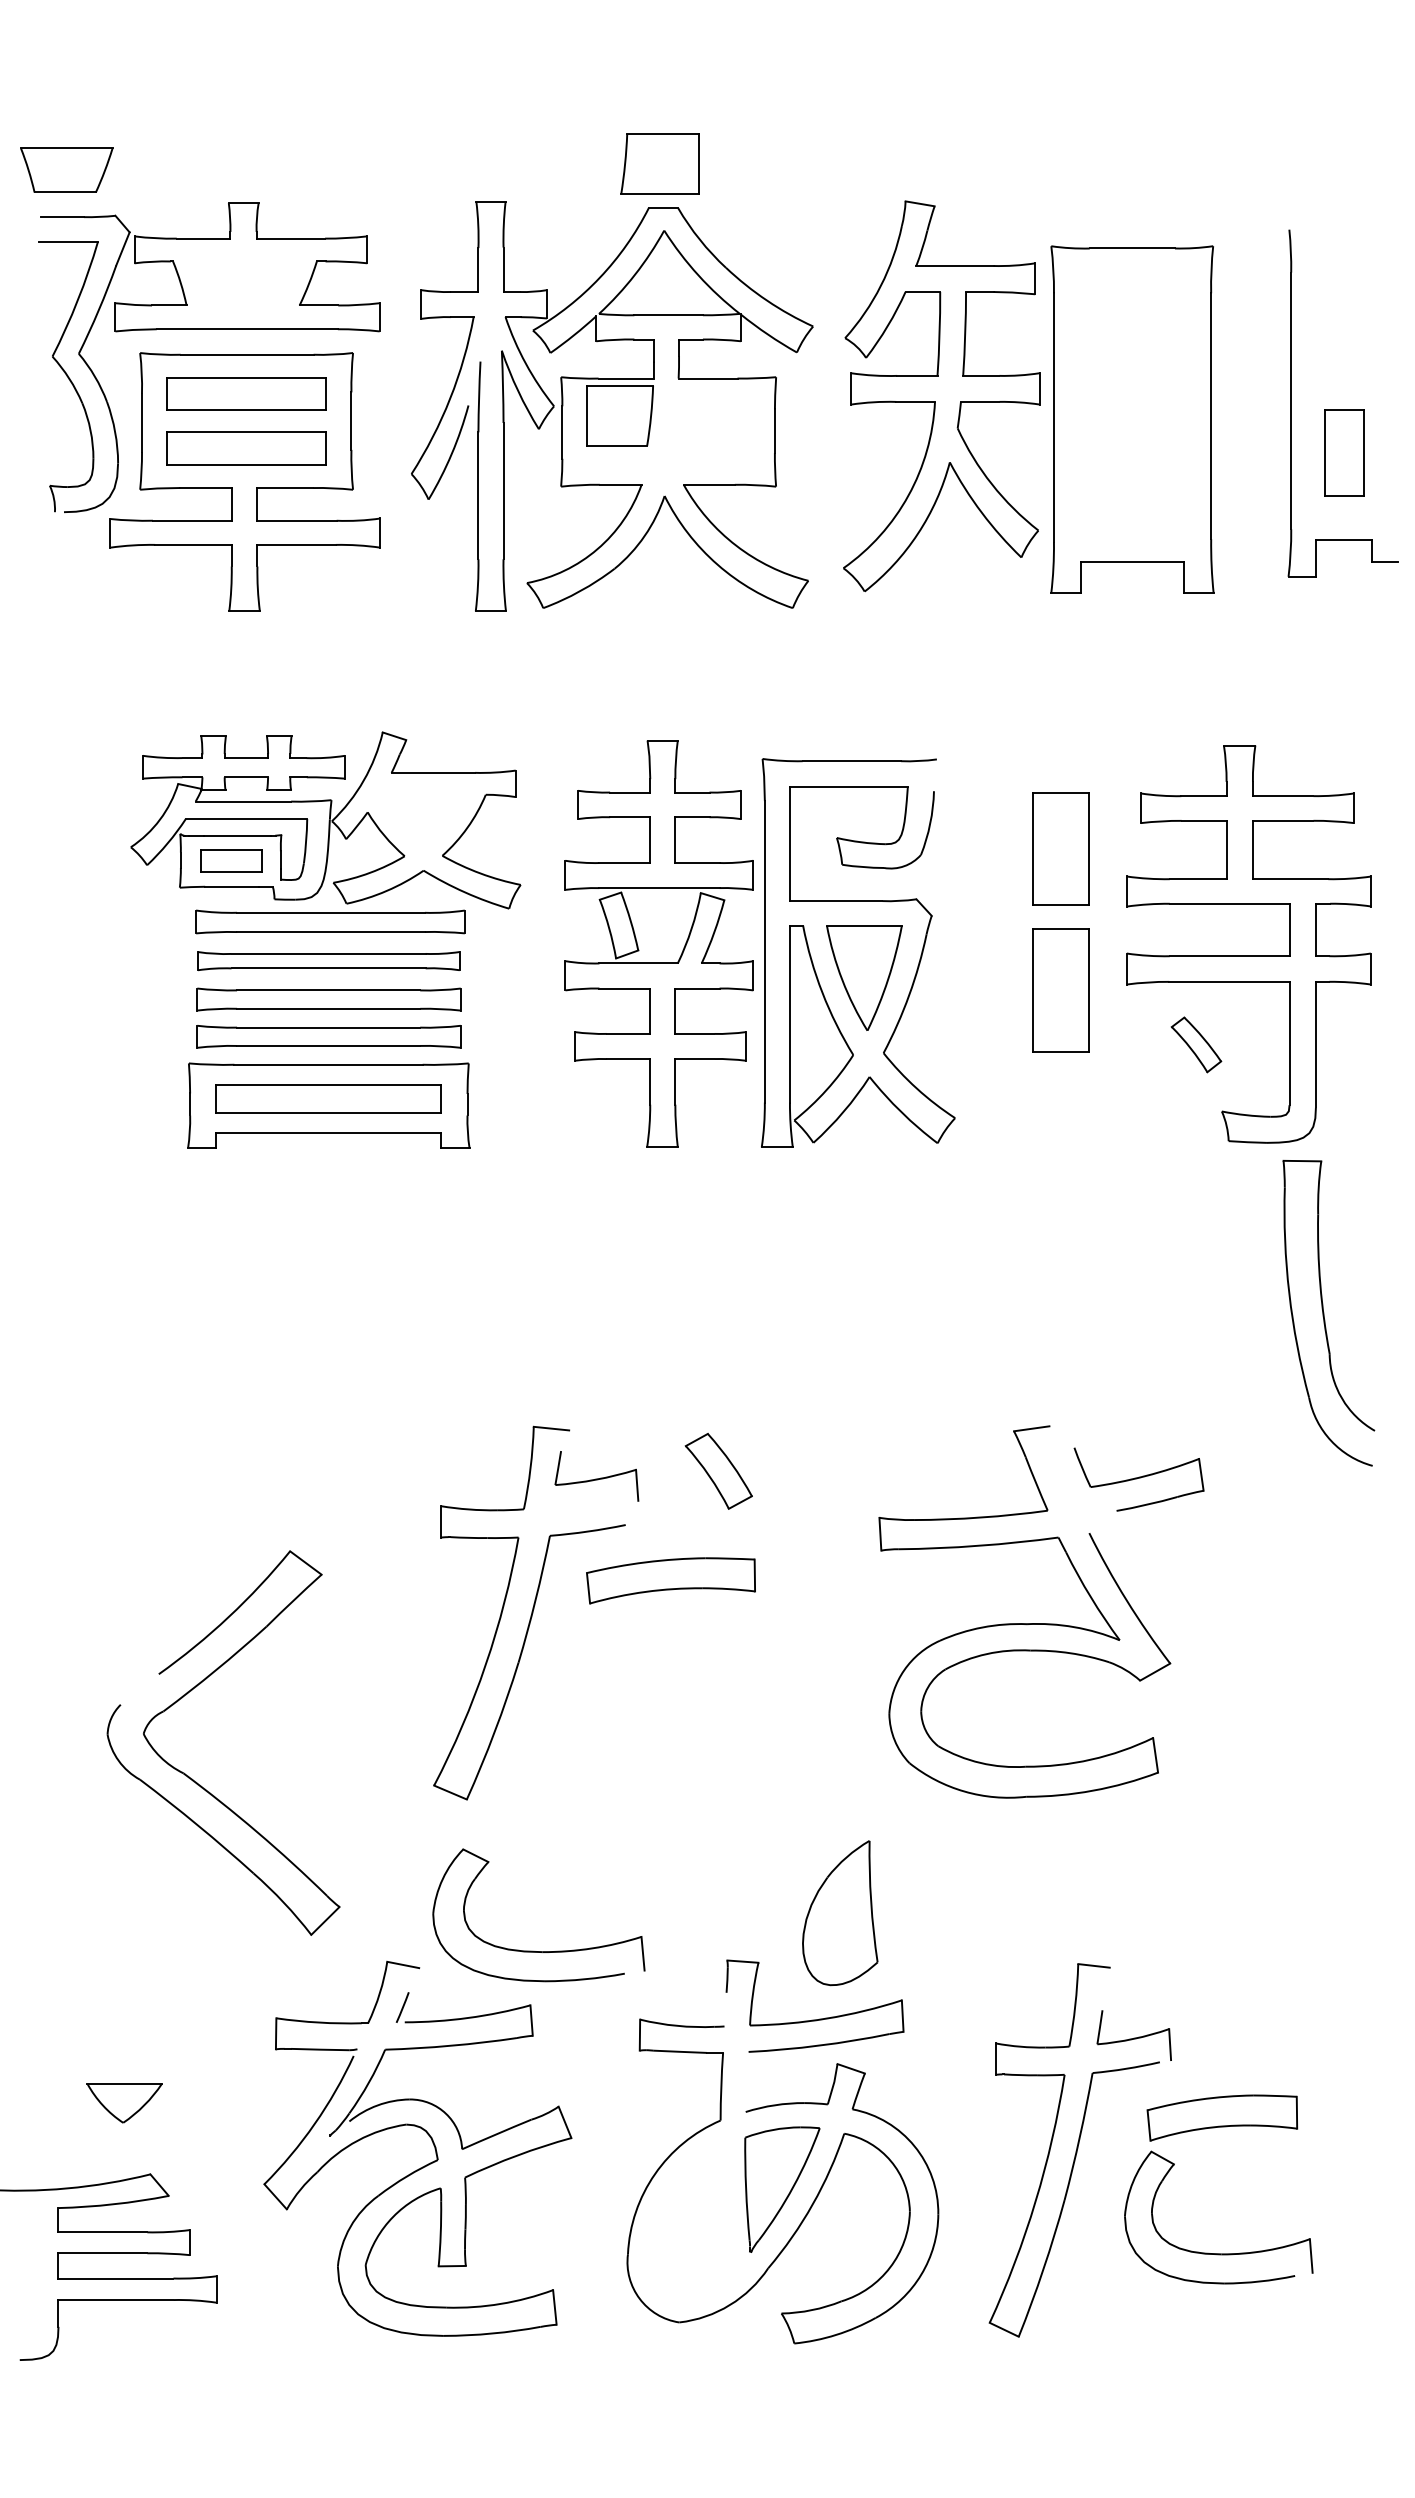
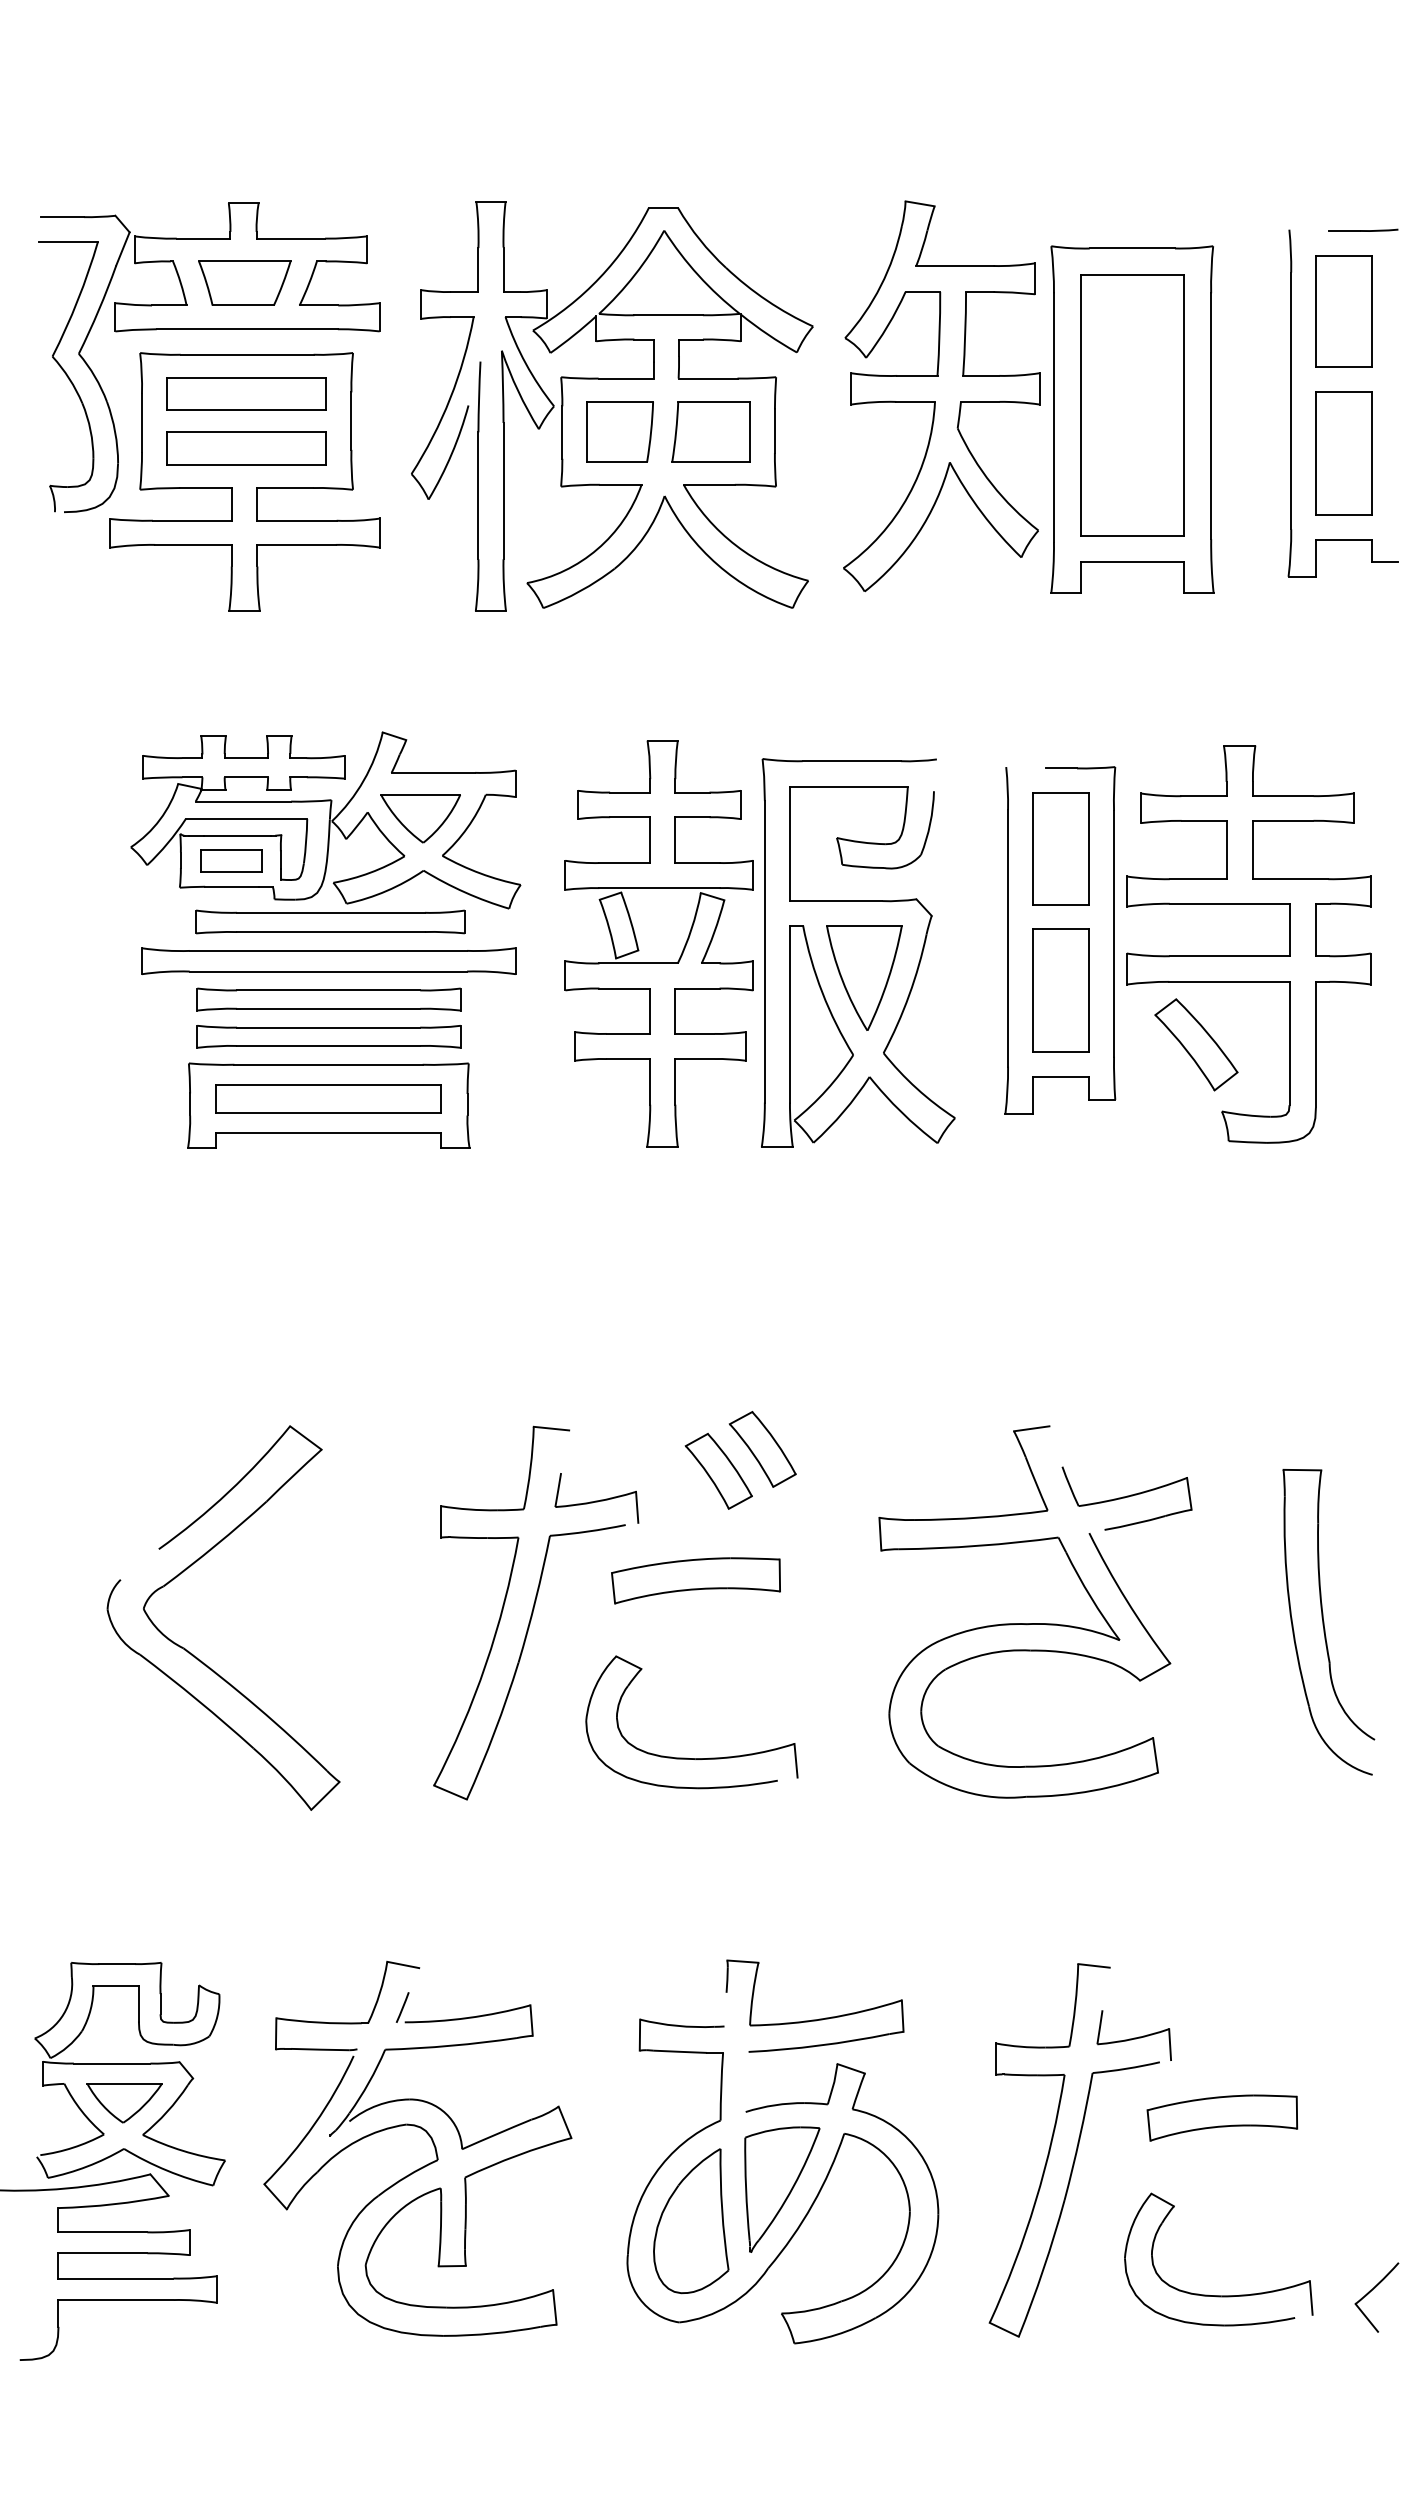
part position: (659, 163) -> (710, 431) (710, 431)
part position: (66, 169) -> (244, 282) (244, 282)
part: none -> present (1363, 229)
part: none -> present (1343, 311)
part: none -> present (1132, 405)
part position: (619, 415) -> (619, 431) (619, 431)
part size: 41x88 px -> 58x125 px (1343, 453)
part: none -> present (420, 818)
part: none -> present (1008, 940)
part size: 264x21 px -> 376x28 px (328, 960)
part size: 53x58 px -> 85x94 px (1196, 1044)
part position: (1328, 1313) -> (1328, 1622) (1328, 1622)
part: none -> present (762, 1449)
part position: (596, 1476) -> (596, 1498) (596, 1498)
part position: (1138, 1479) -> (1126, 1498) (1126, 1498)
part position: (670, 1580) -> (695, 1580) (695, 1580)
part position: (196, 1781) -> (196, 1656) (196, 1656)
part position: (840, 1913) -> (691, 2221) (691, 2221)
part position: (533, 1950) -> (686, 1757) (686, 1757)
part: none -> present (129, 2064)
part position: (1218, 2253) -> (1218, 2295) (1218, 2295)
part: none -> present (1371, 2291)
